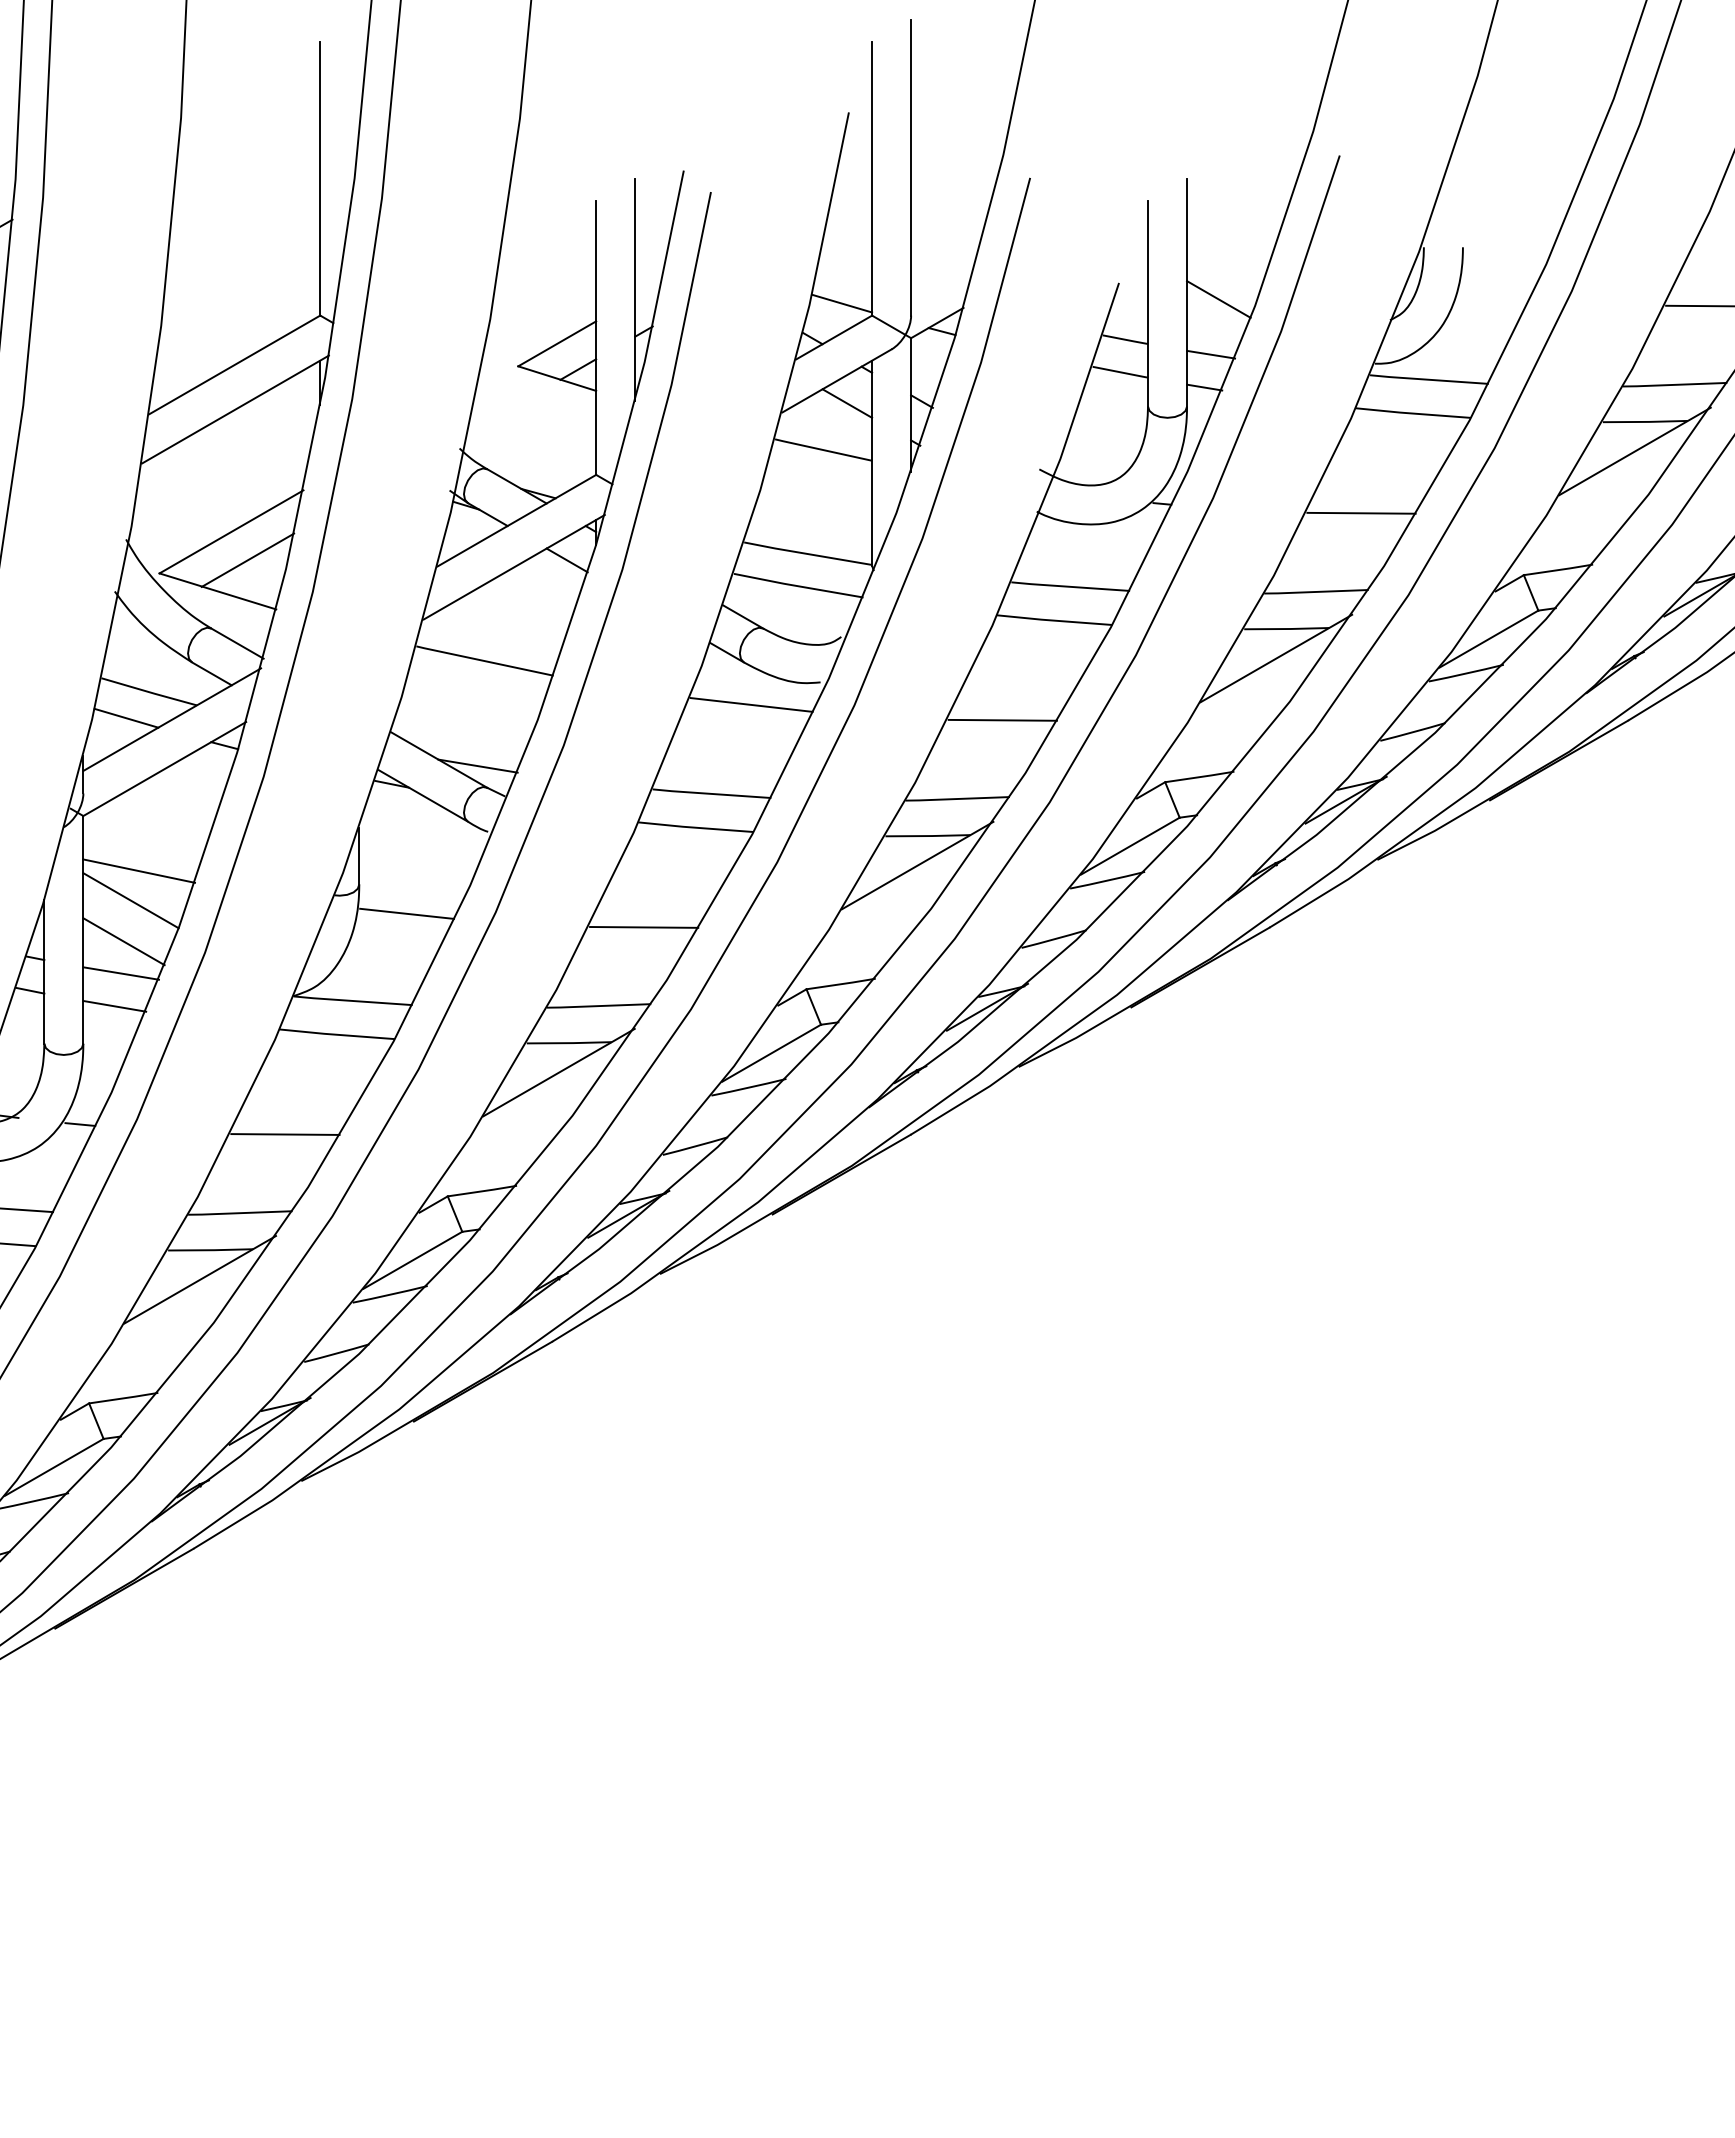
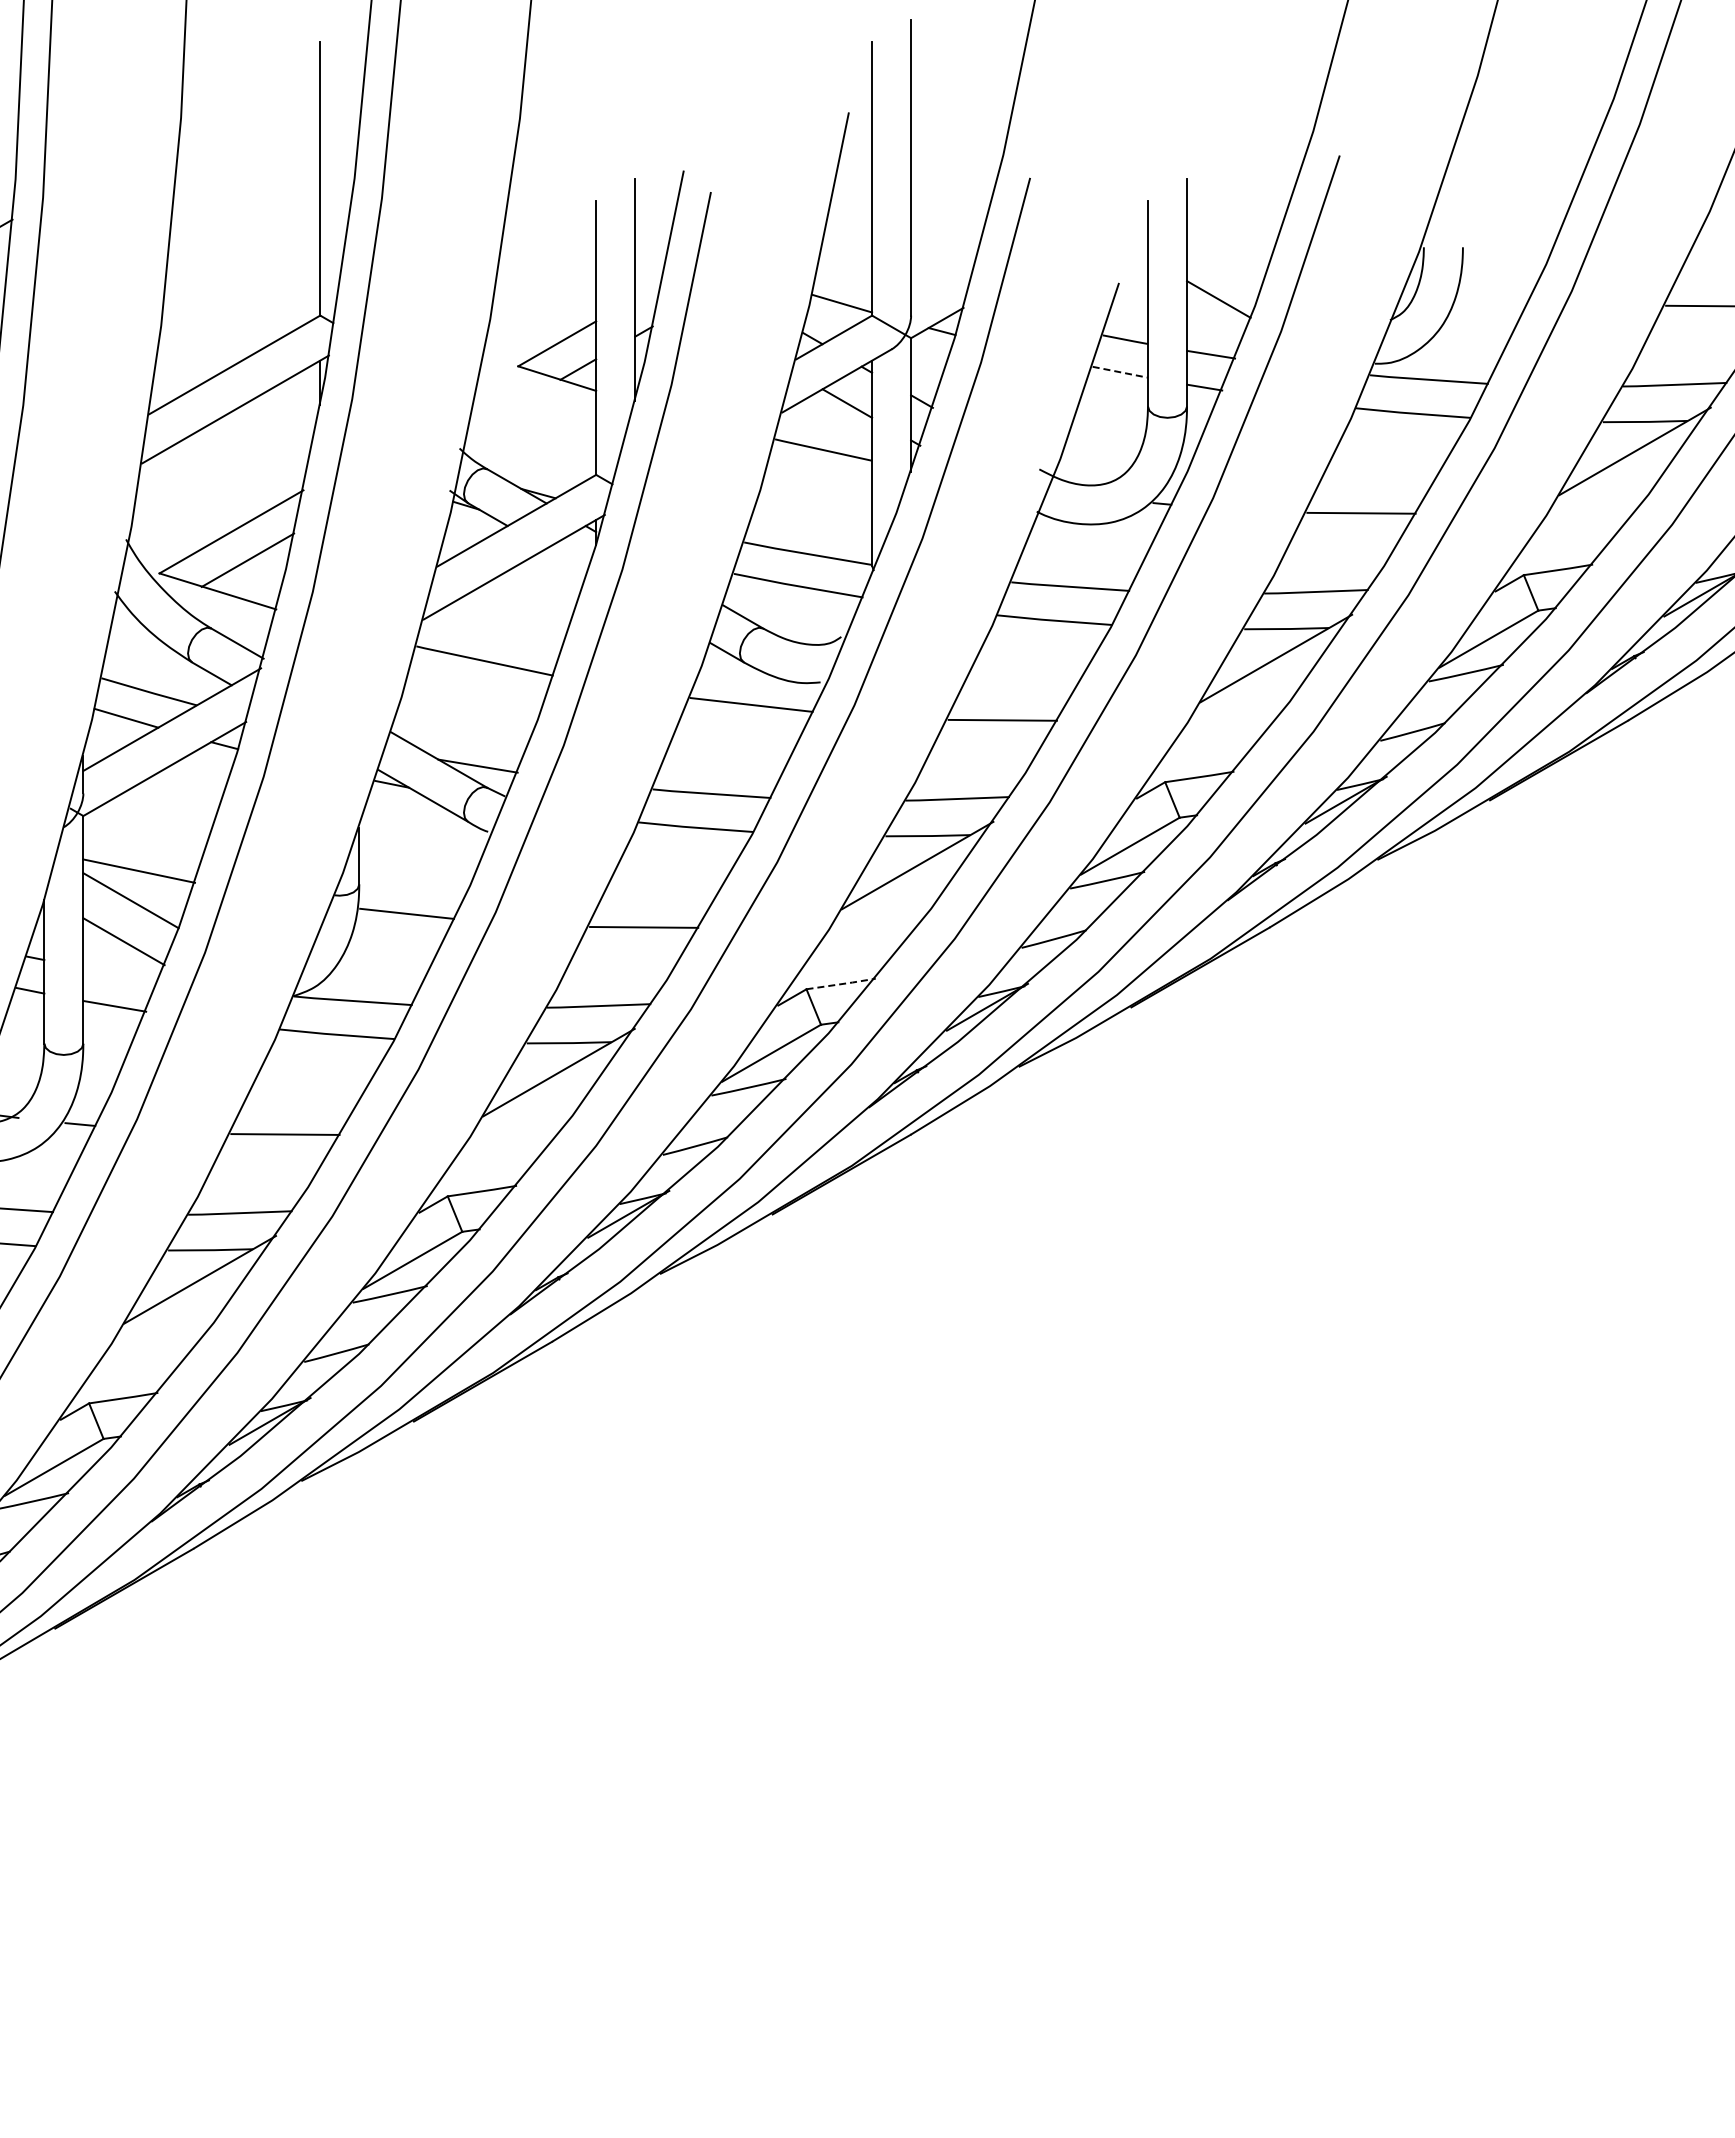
line: solid -> dashed (1121, 372)
line: present -> none (566, 560)
line: present -> none (120, 973)
line: solid -> dashed (841, 984)
